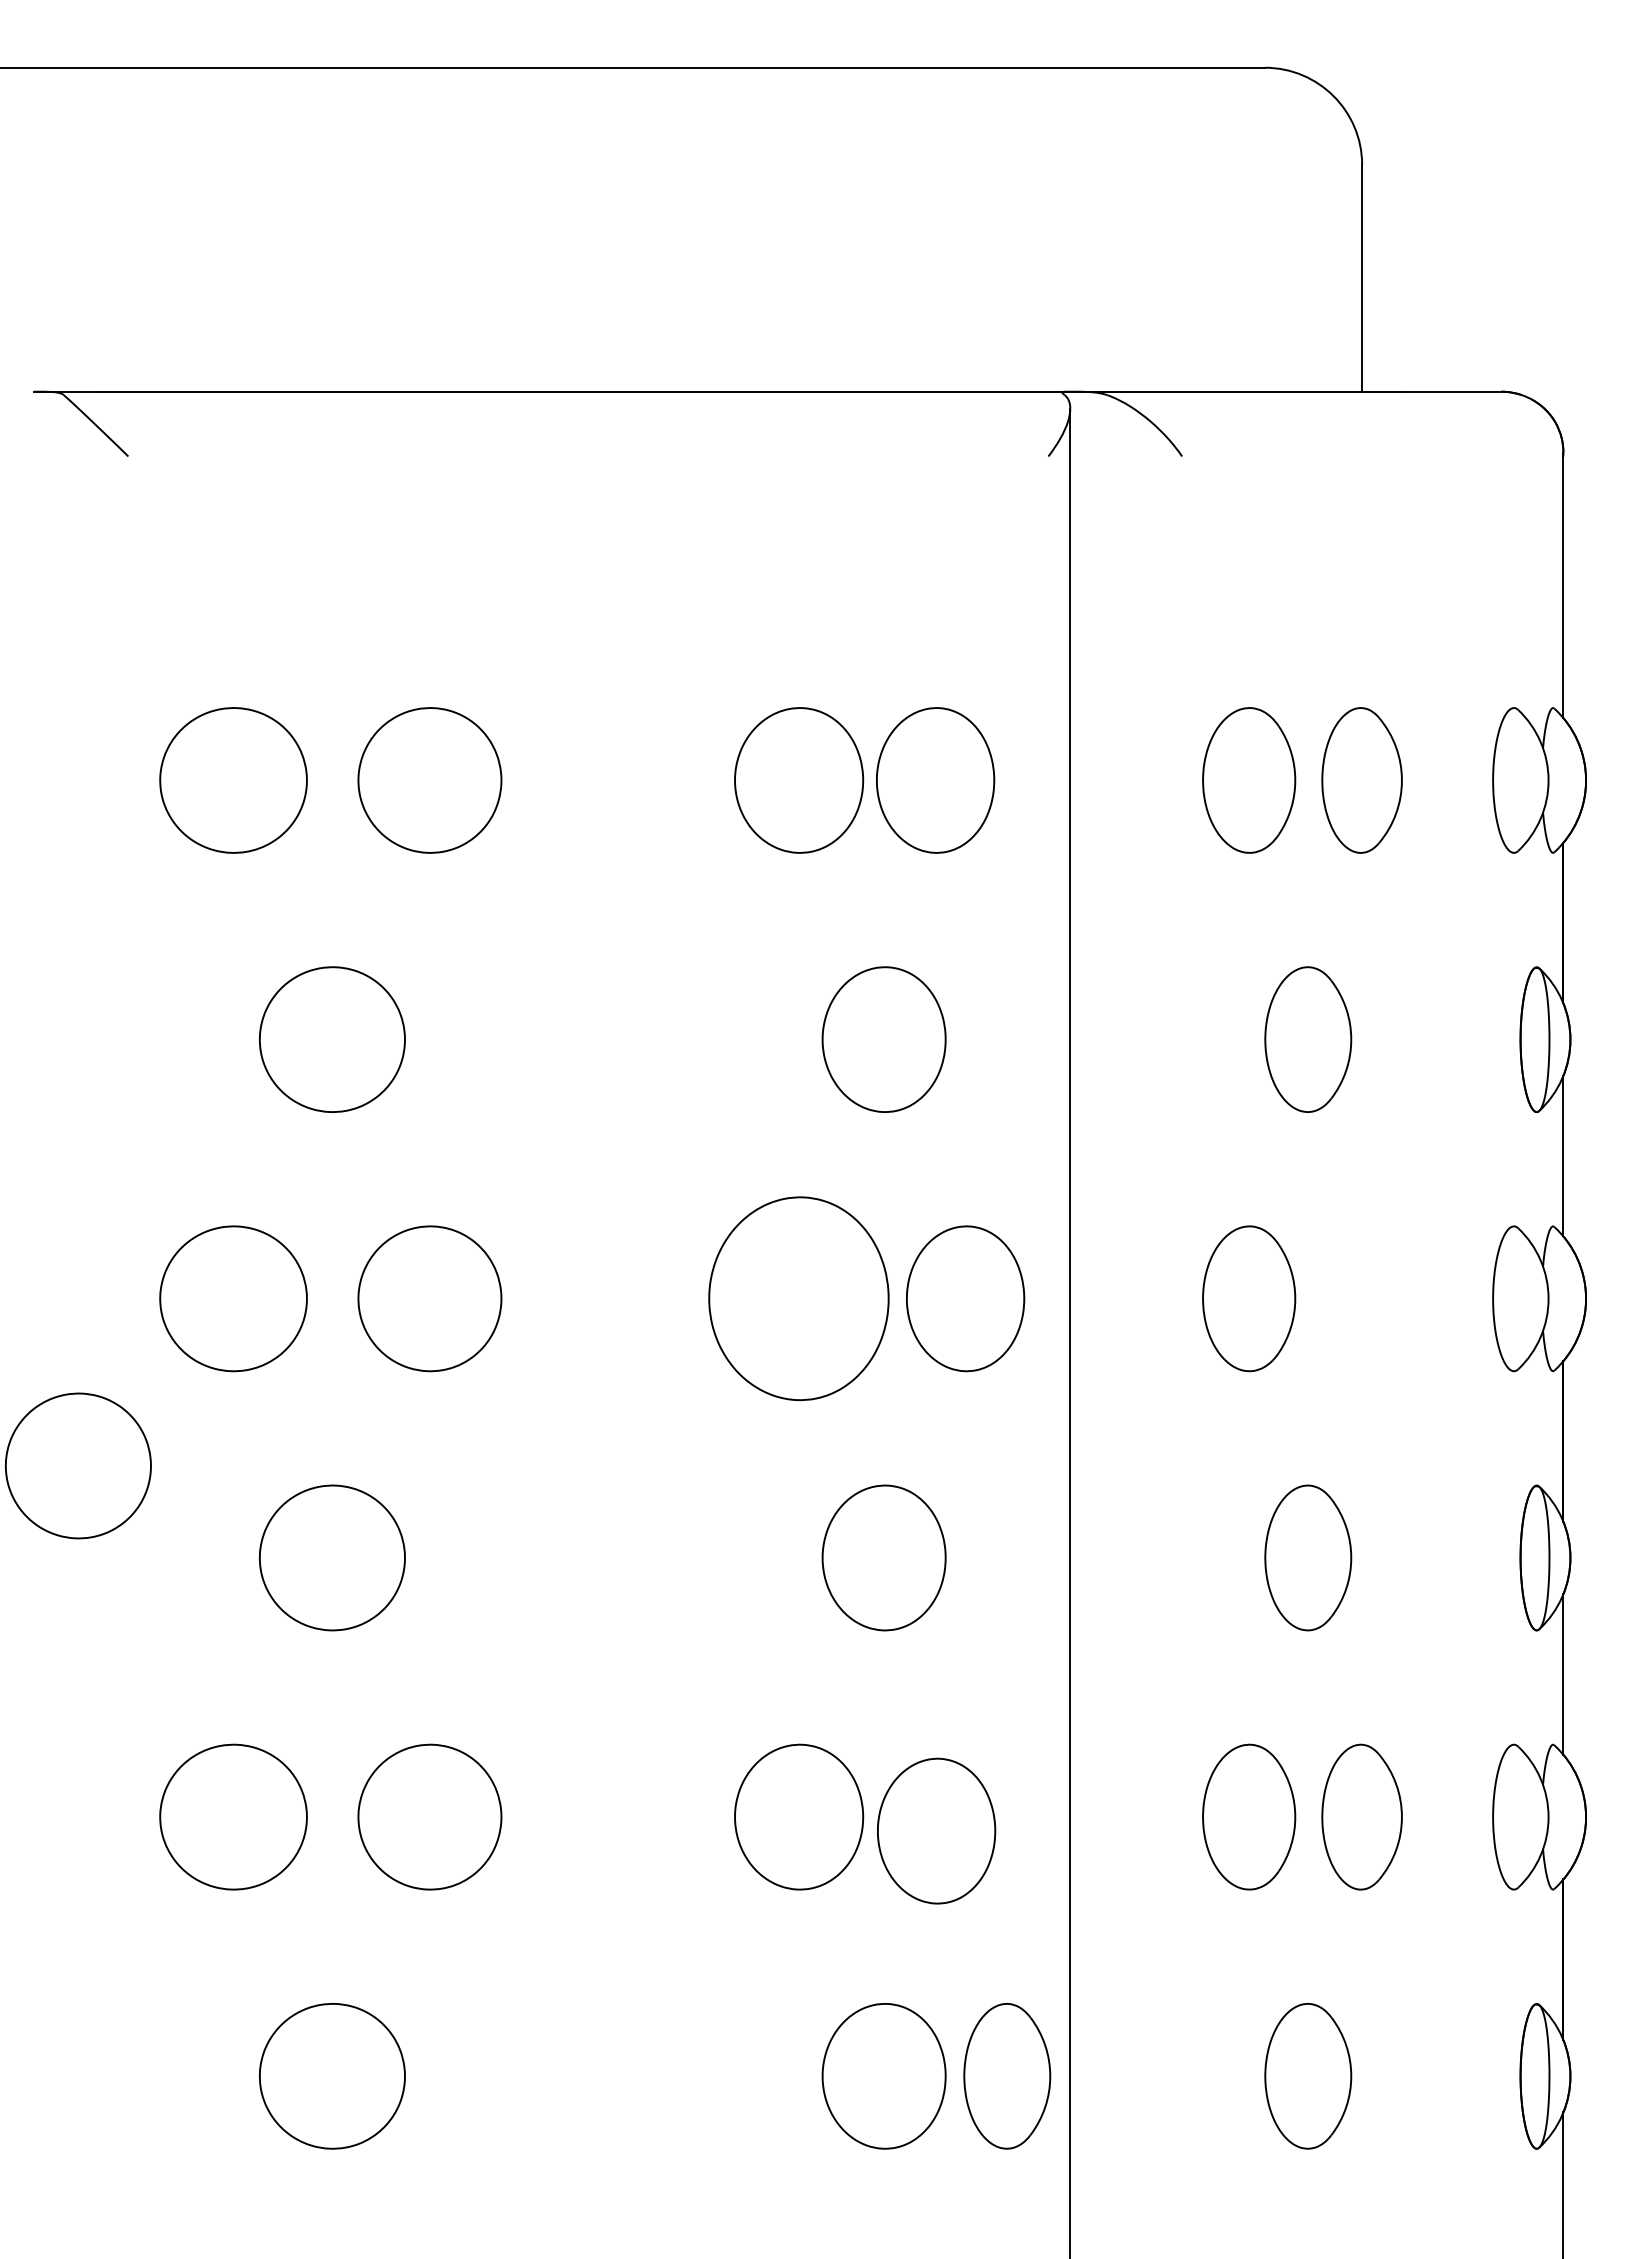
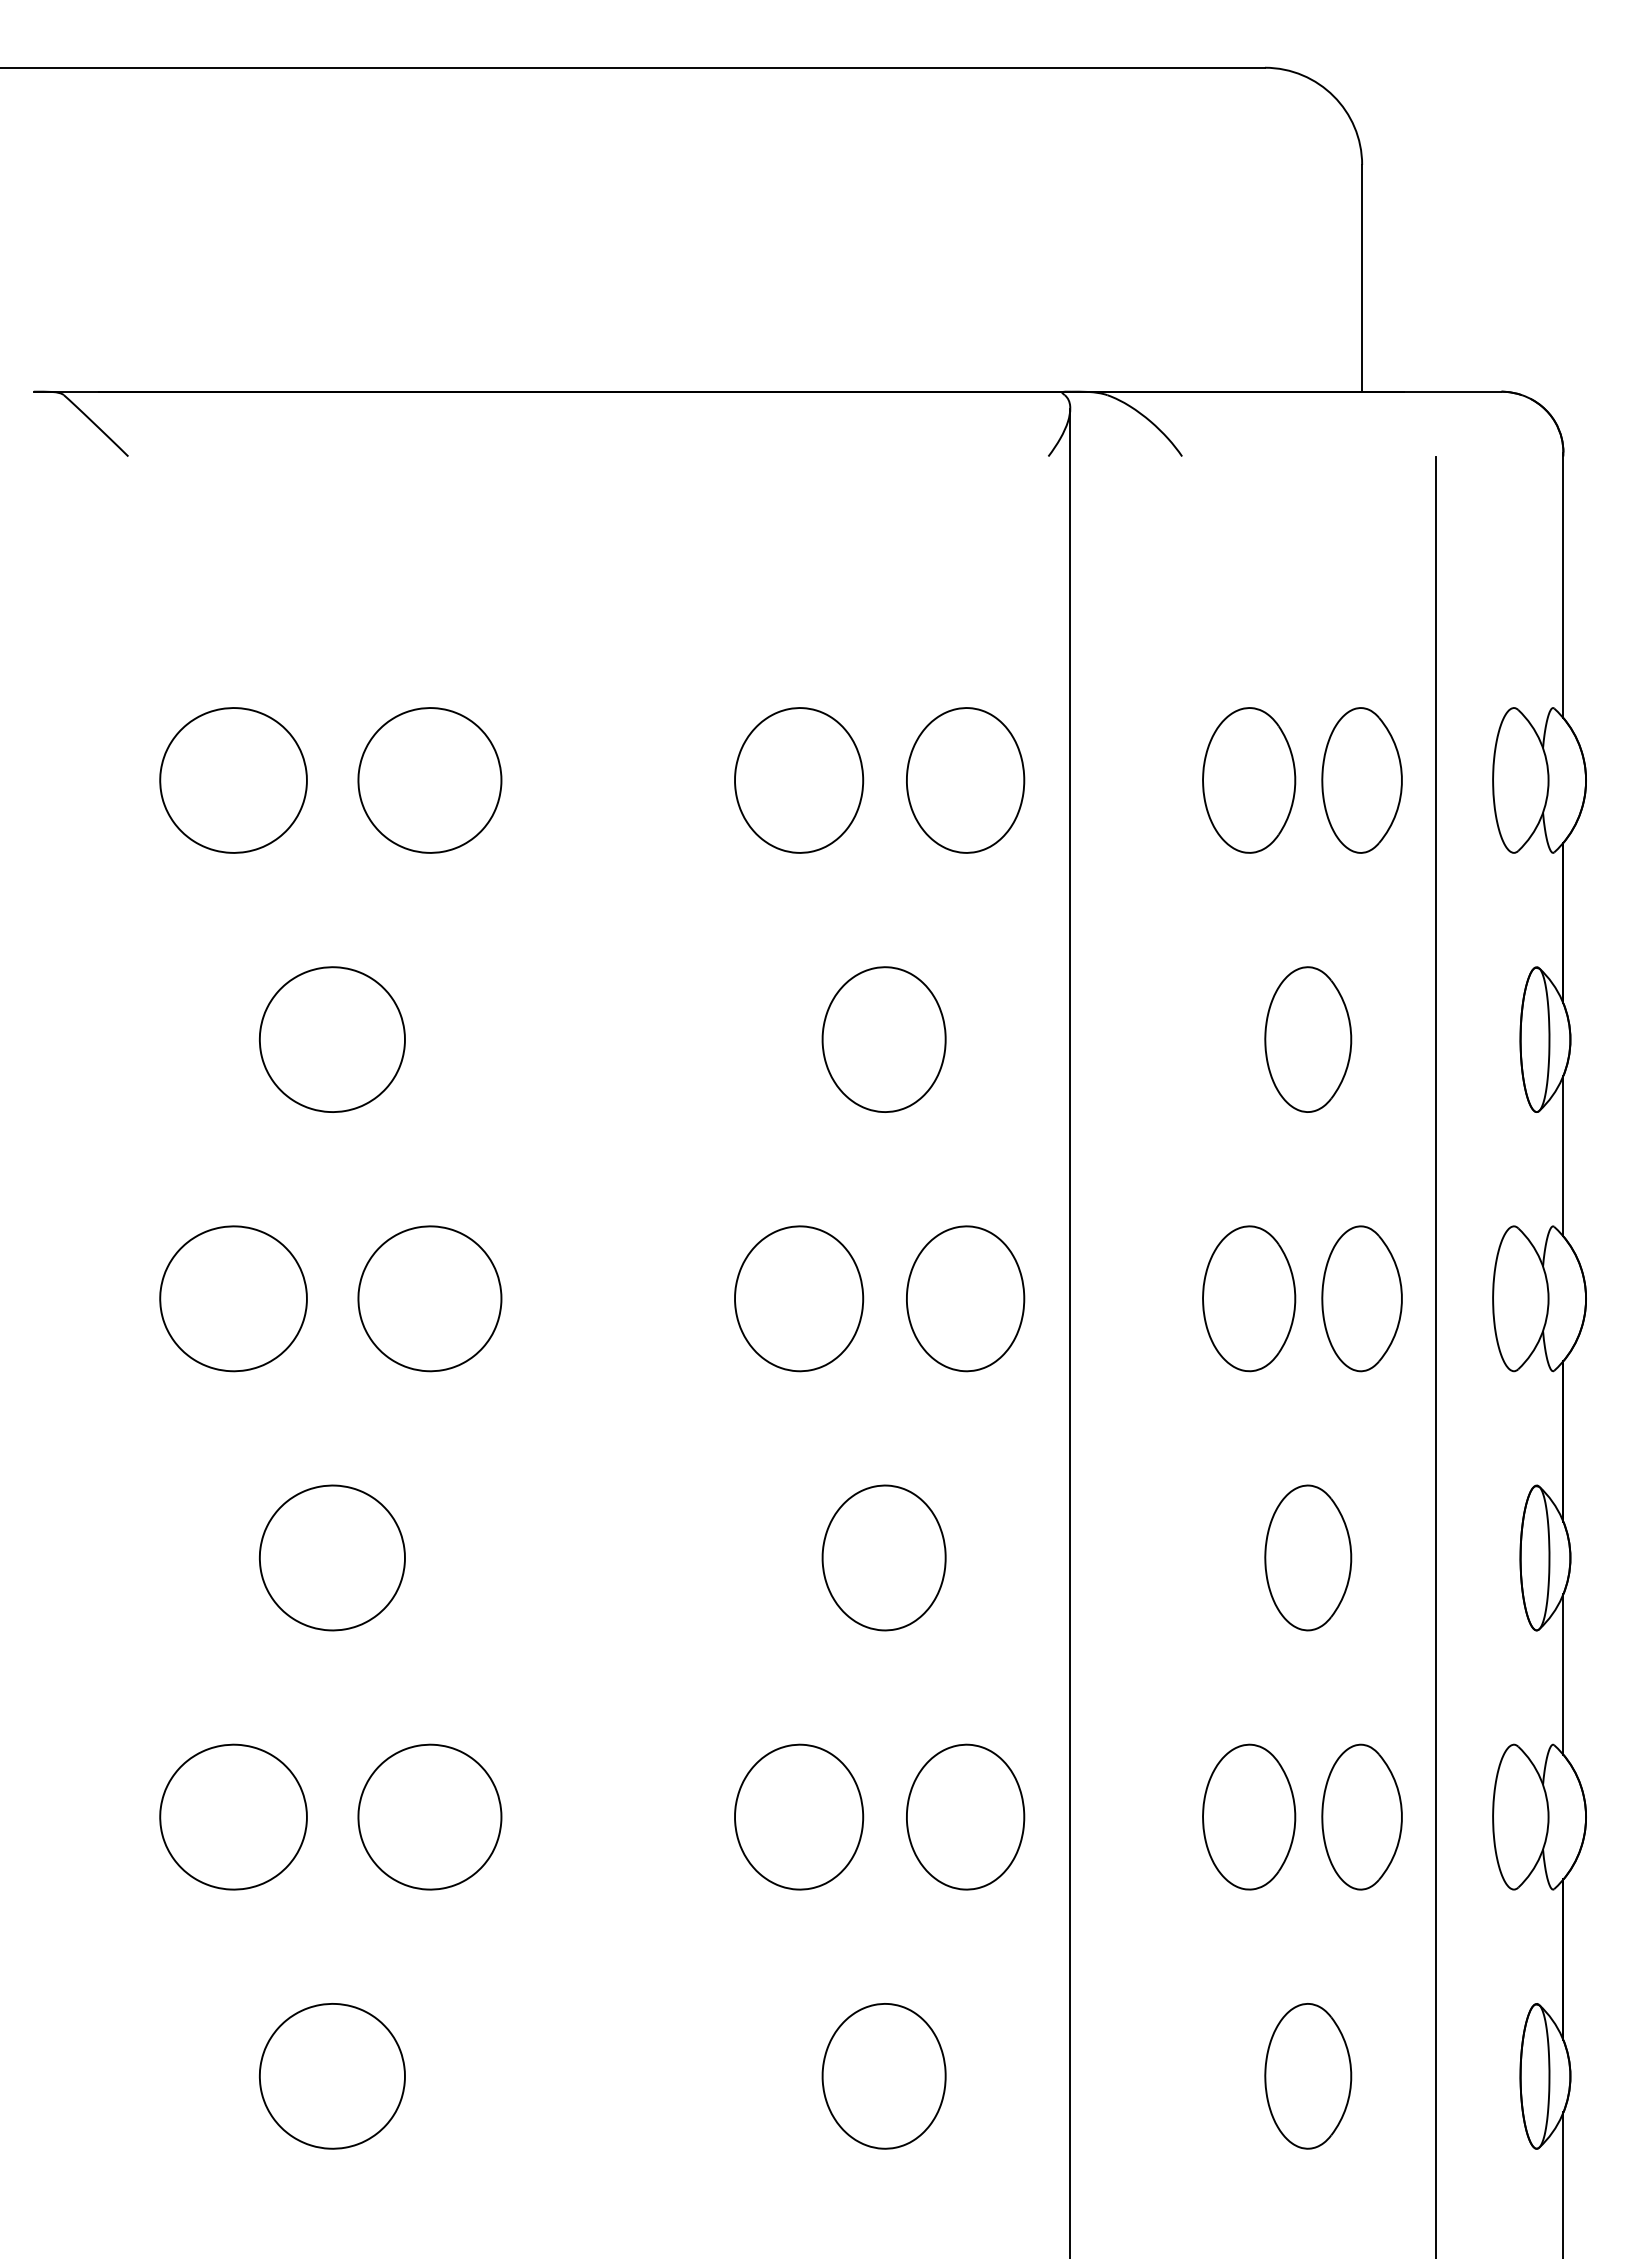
part position: (935, 780) -> (965, 780) (965, 780)
part size: 182x206 px -> 131x148 px (799, 1298)
part: none -> present (1361, 1298)
line: none -> present (1436, 1355)
part: present -> none (78, 1465)
part position: (936, 1830) -> (965, 1816) (965, 1816)
part: present -> none (1007, 2076)
